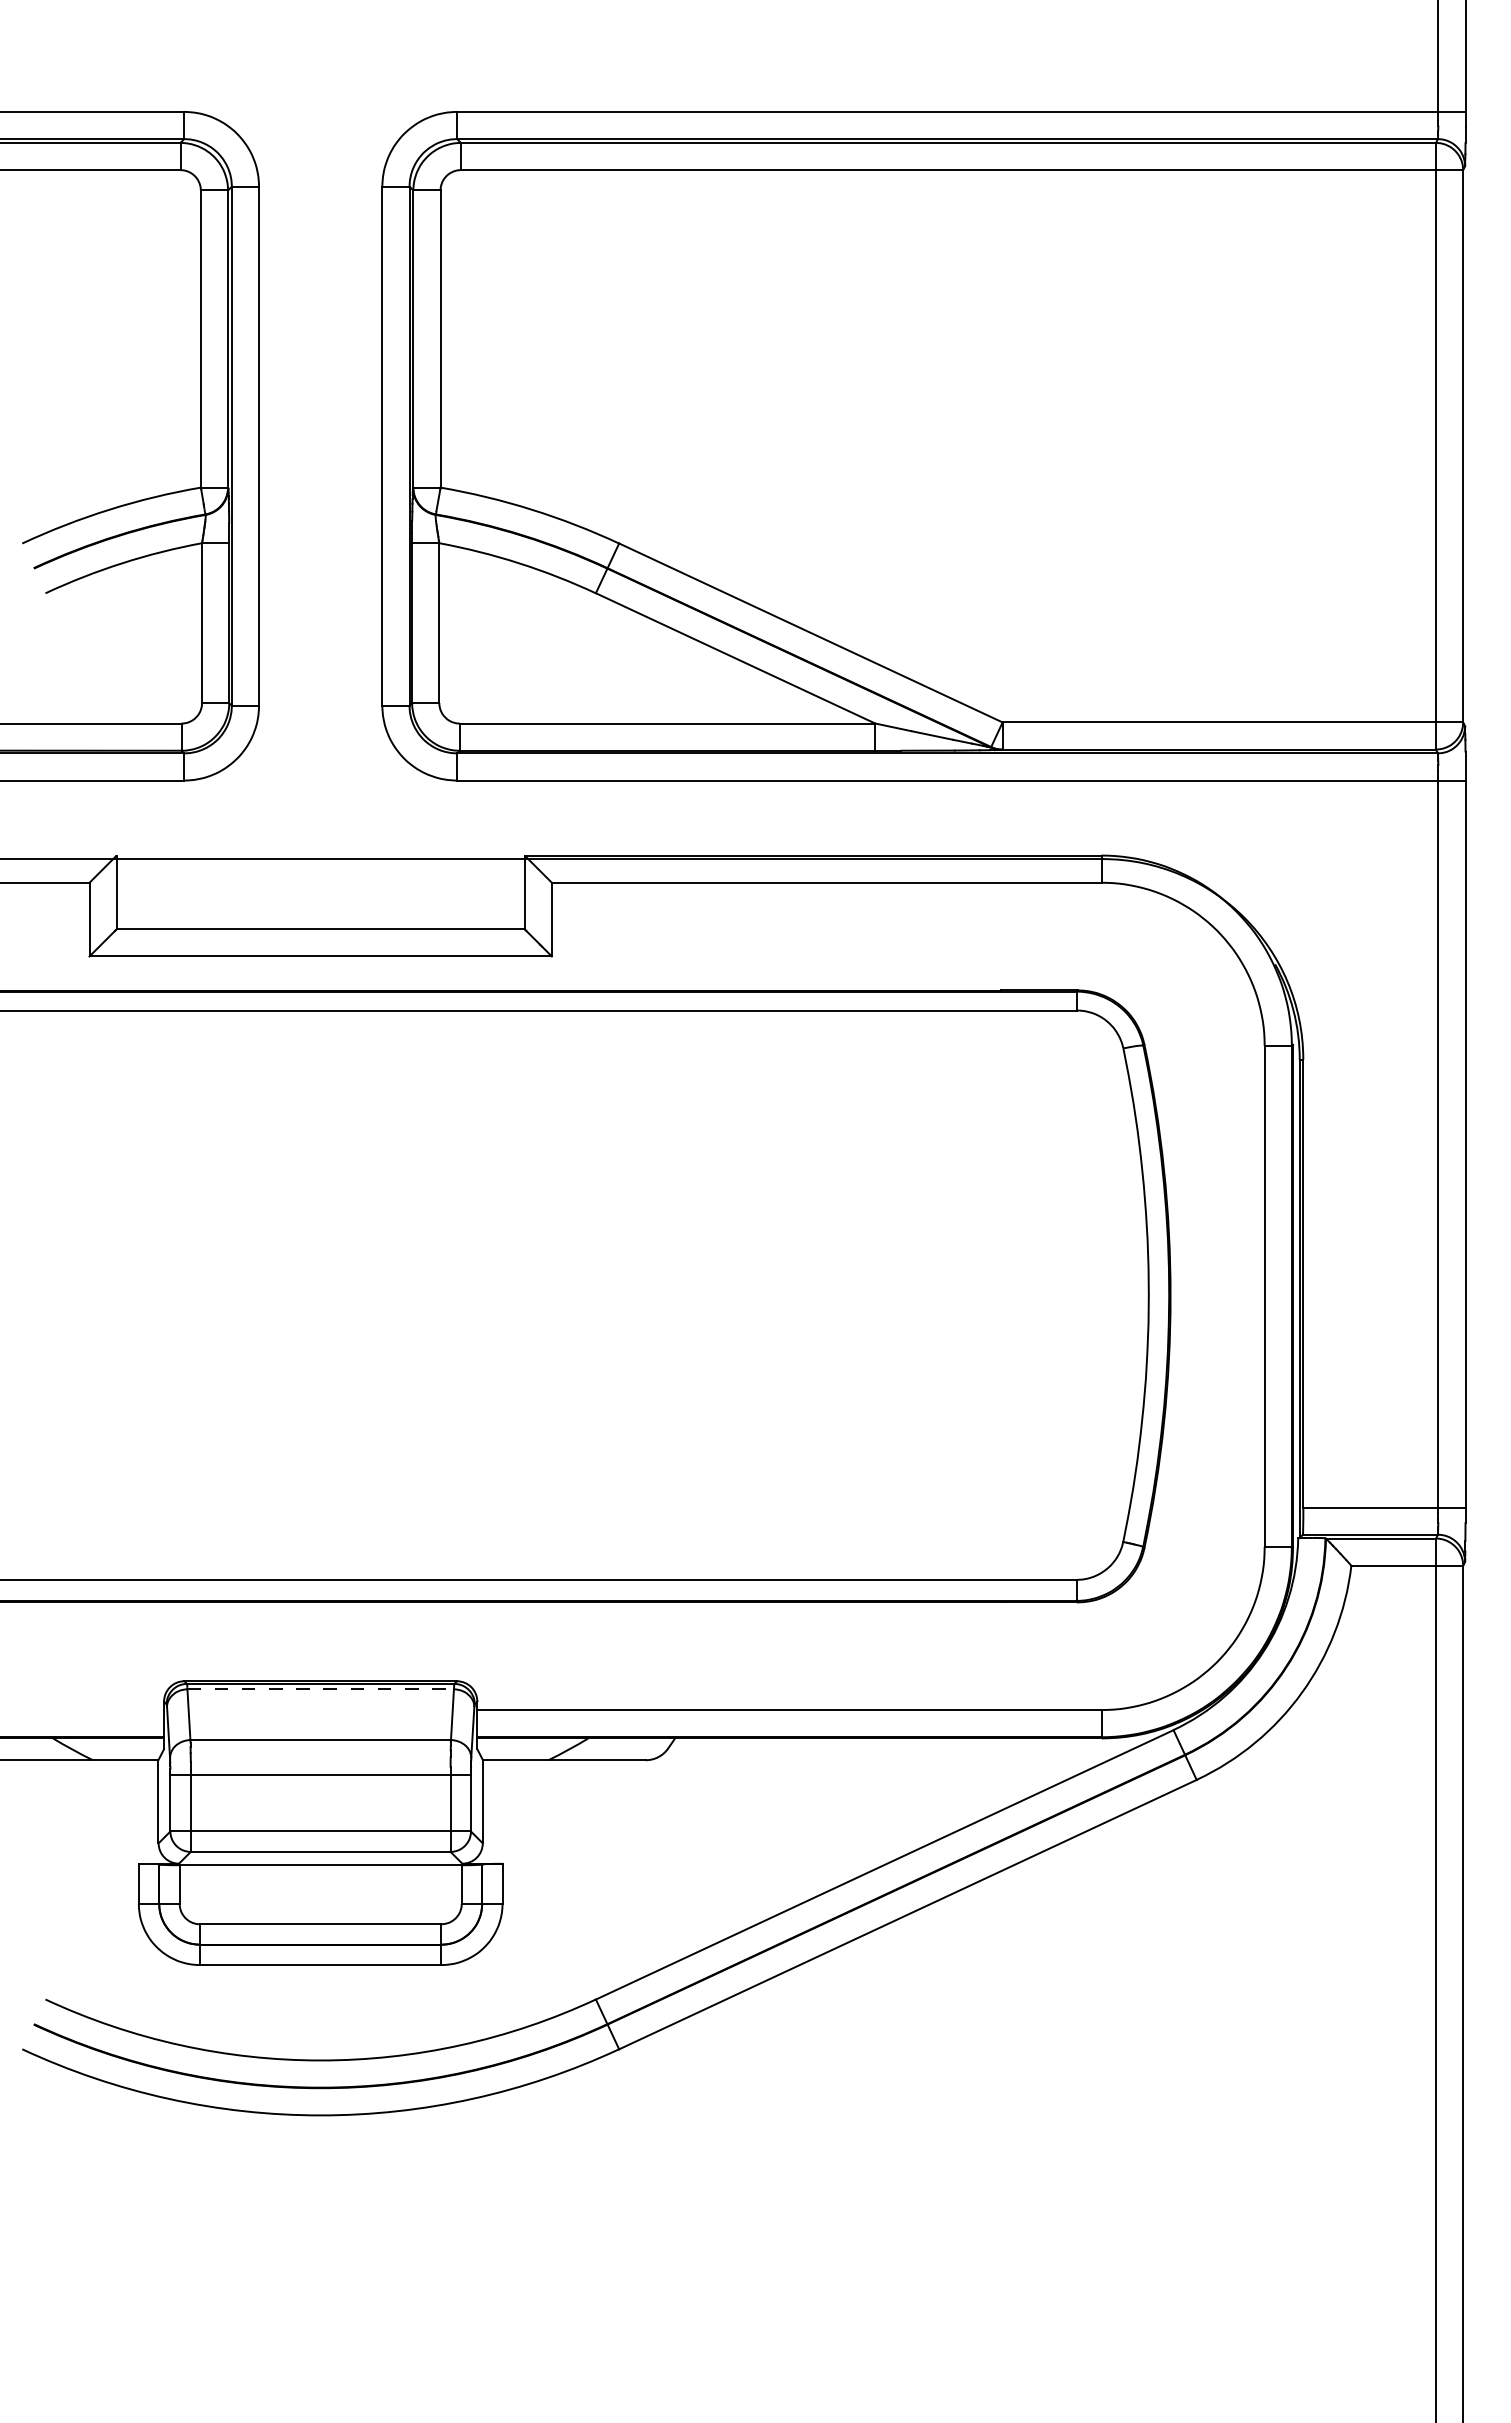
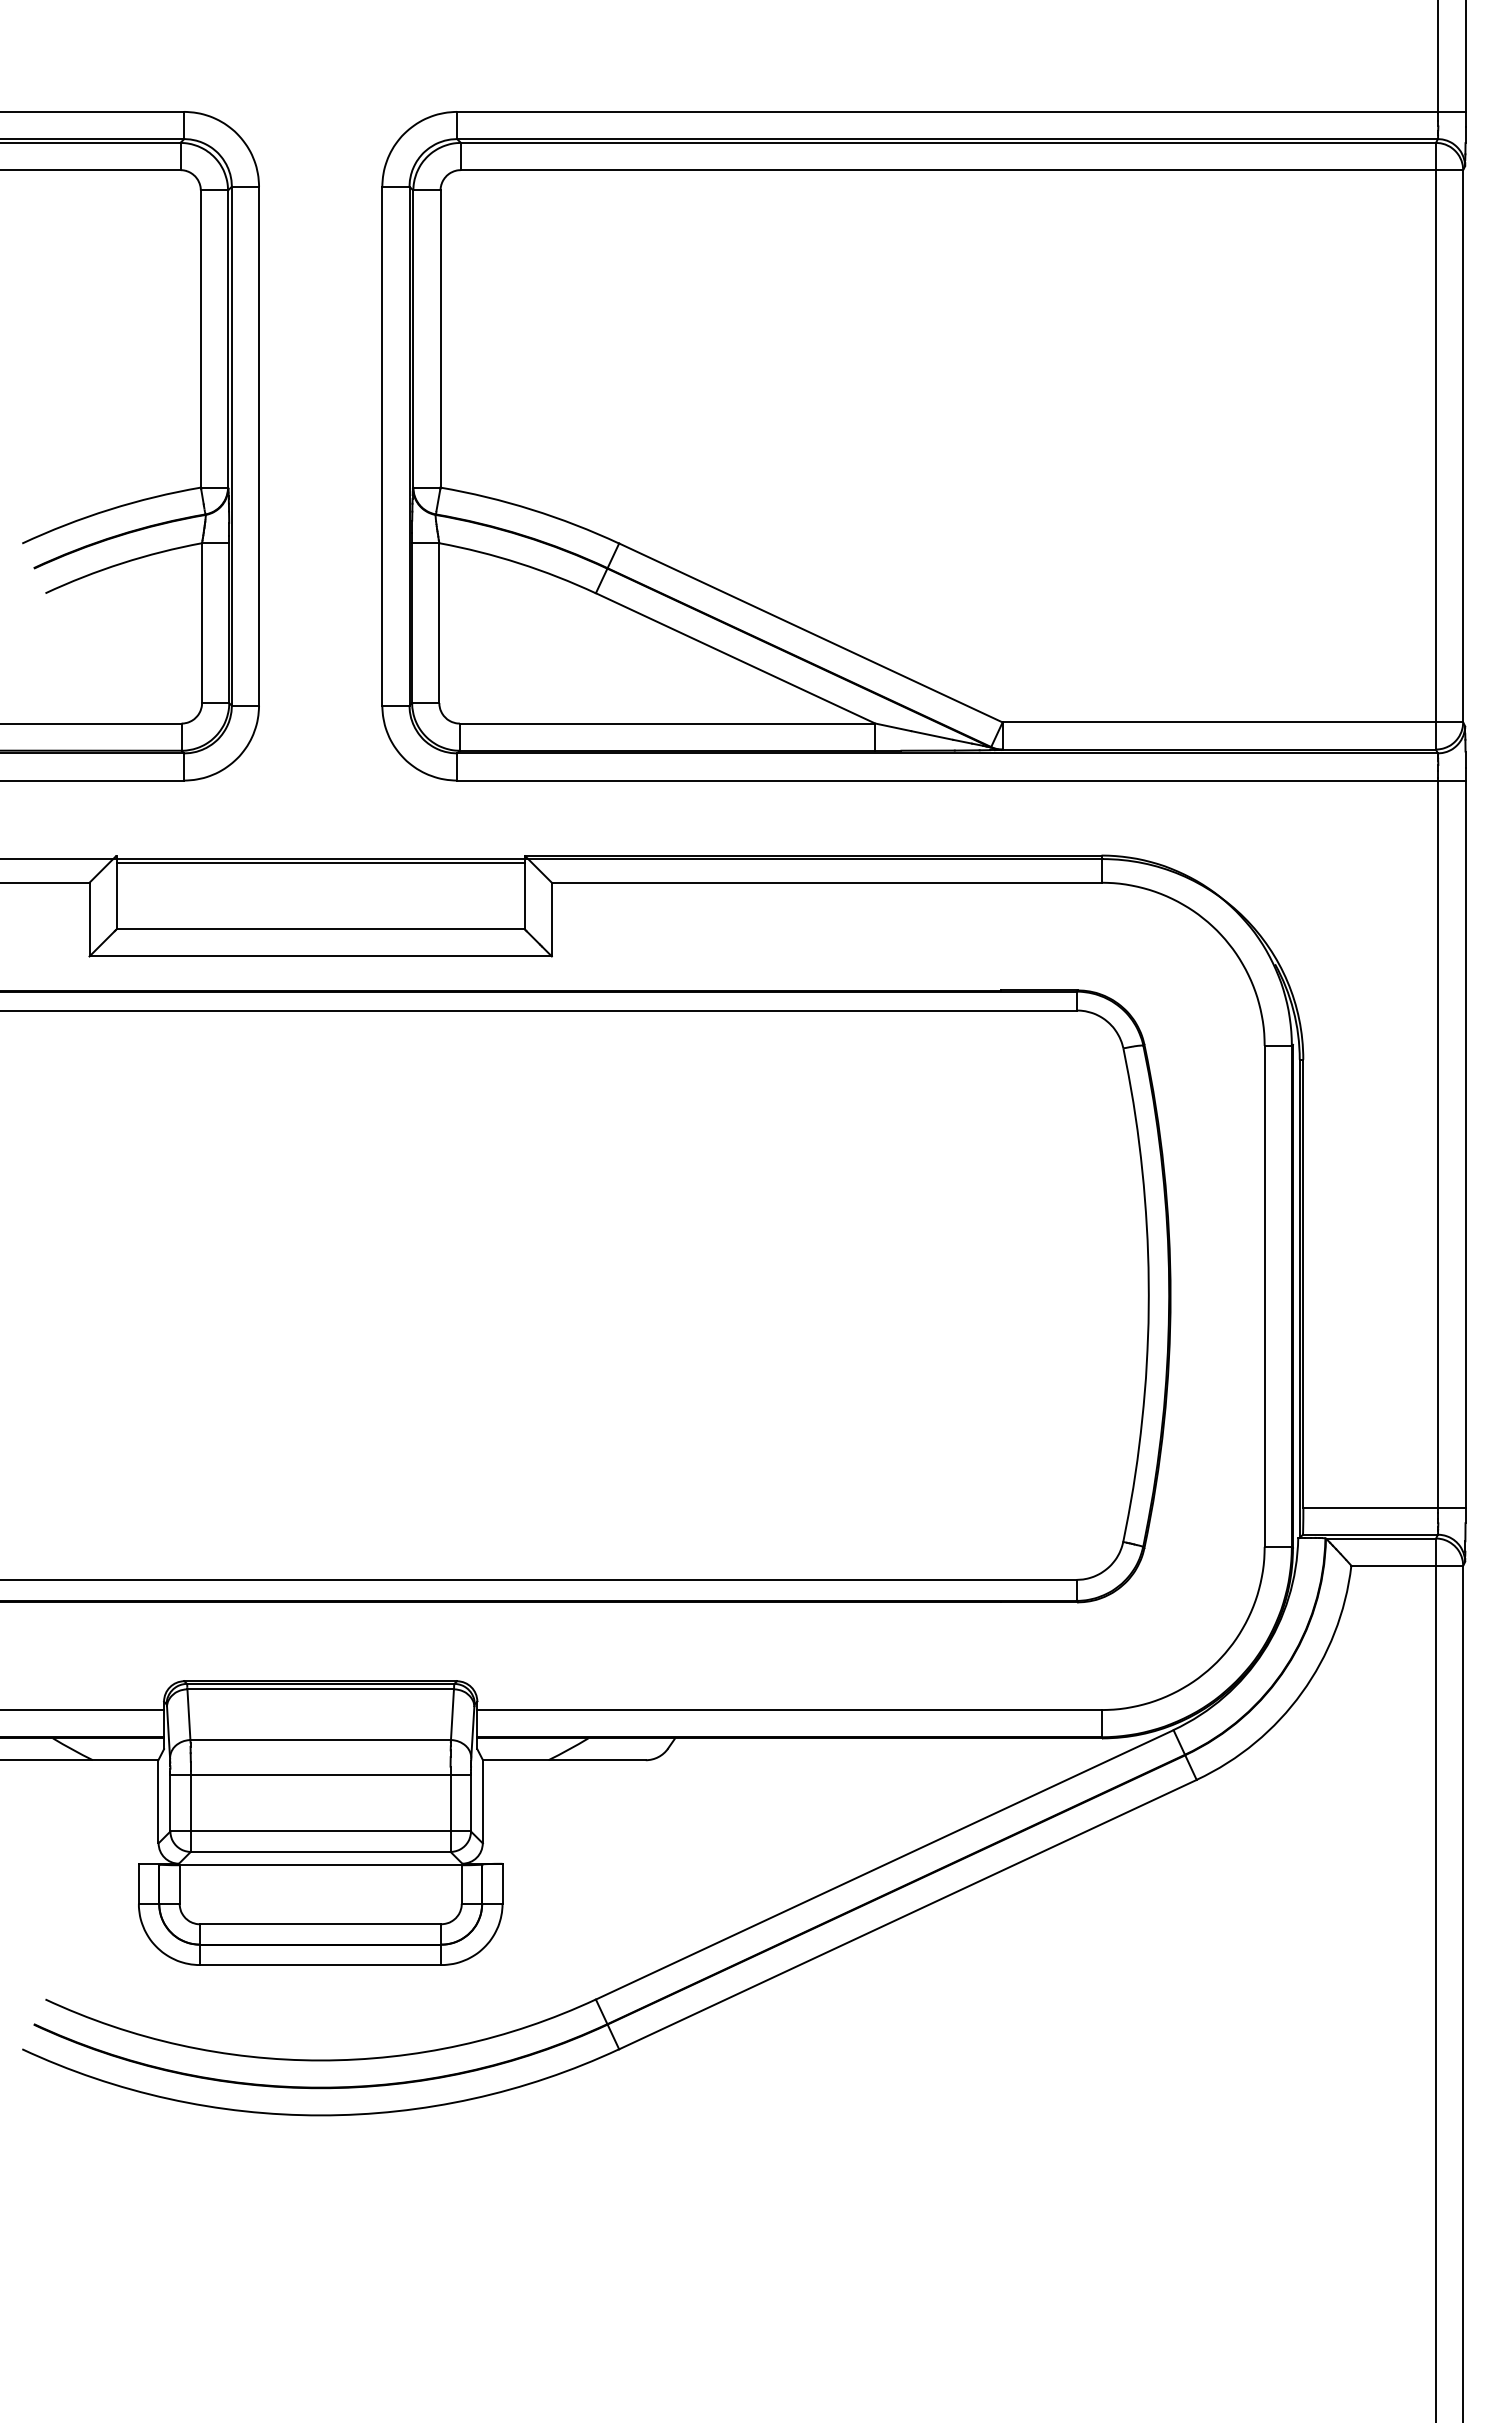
line: none -> present (320, 862)
line: dashed -> solid (321, 1689)
line: none -> present (83, 1710)
